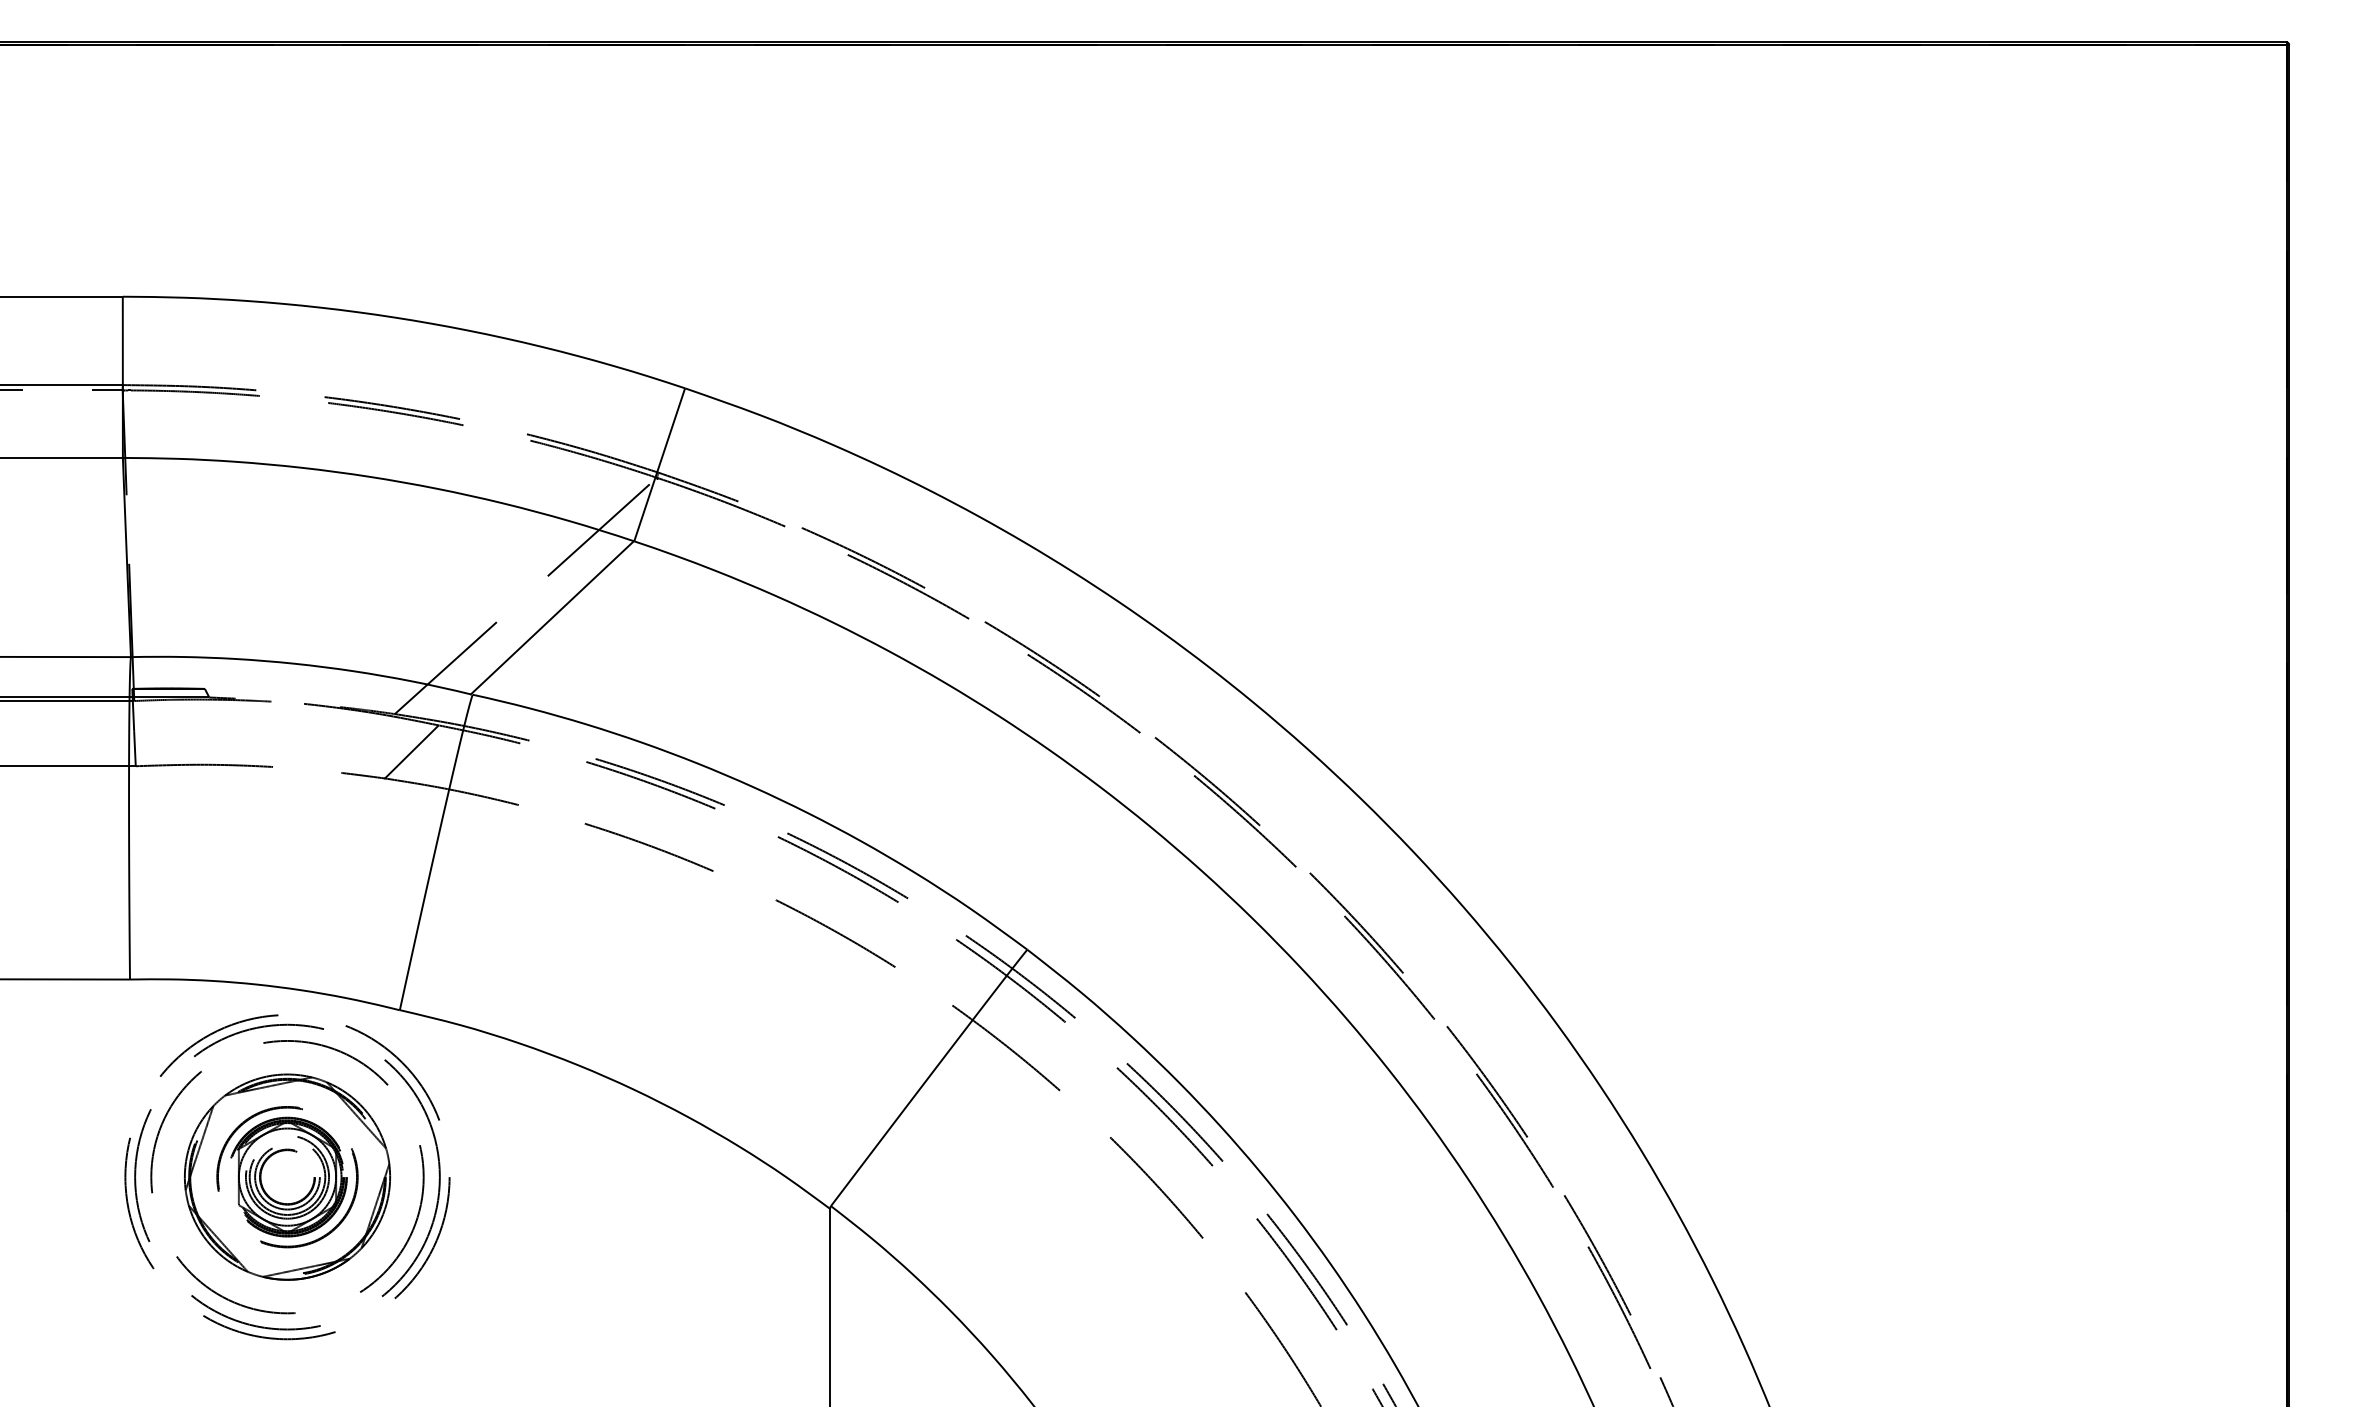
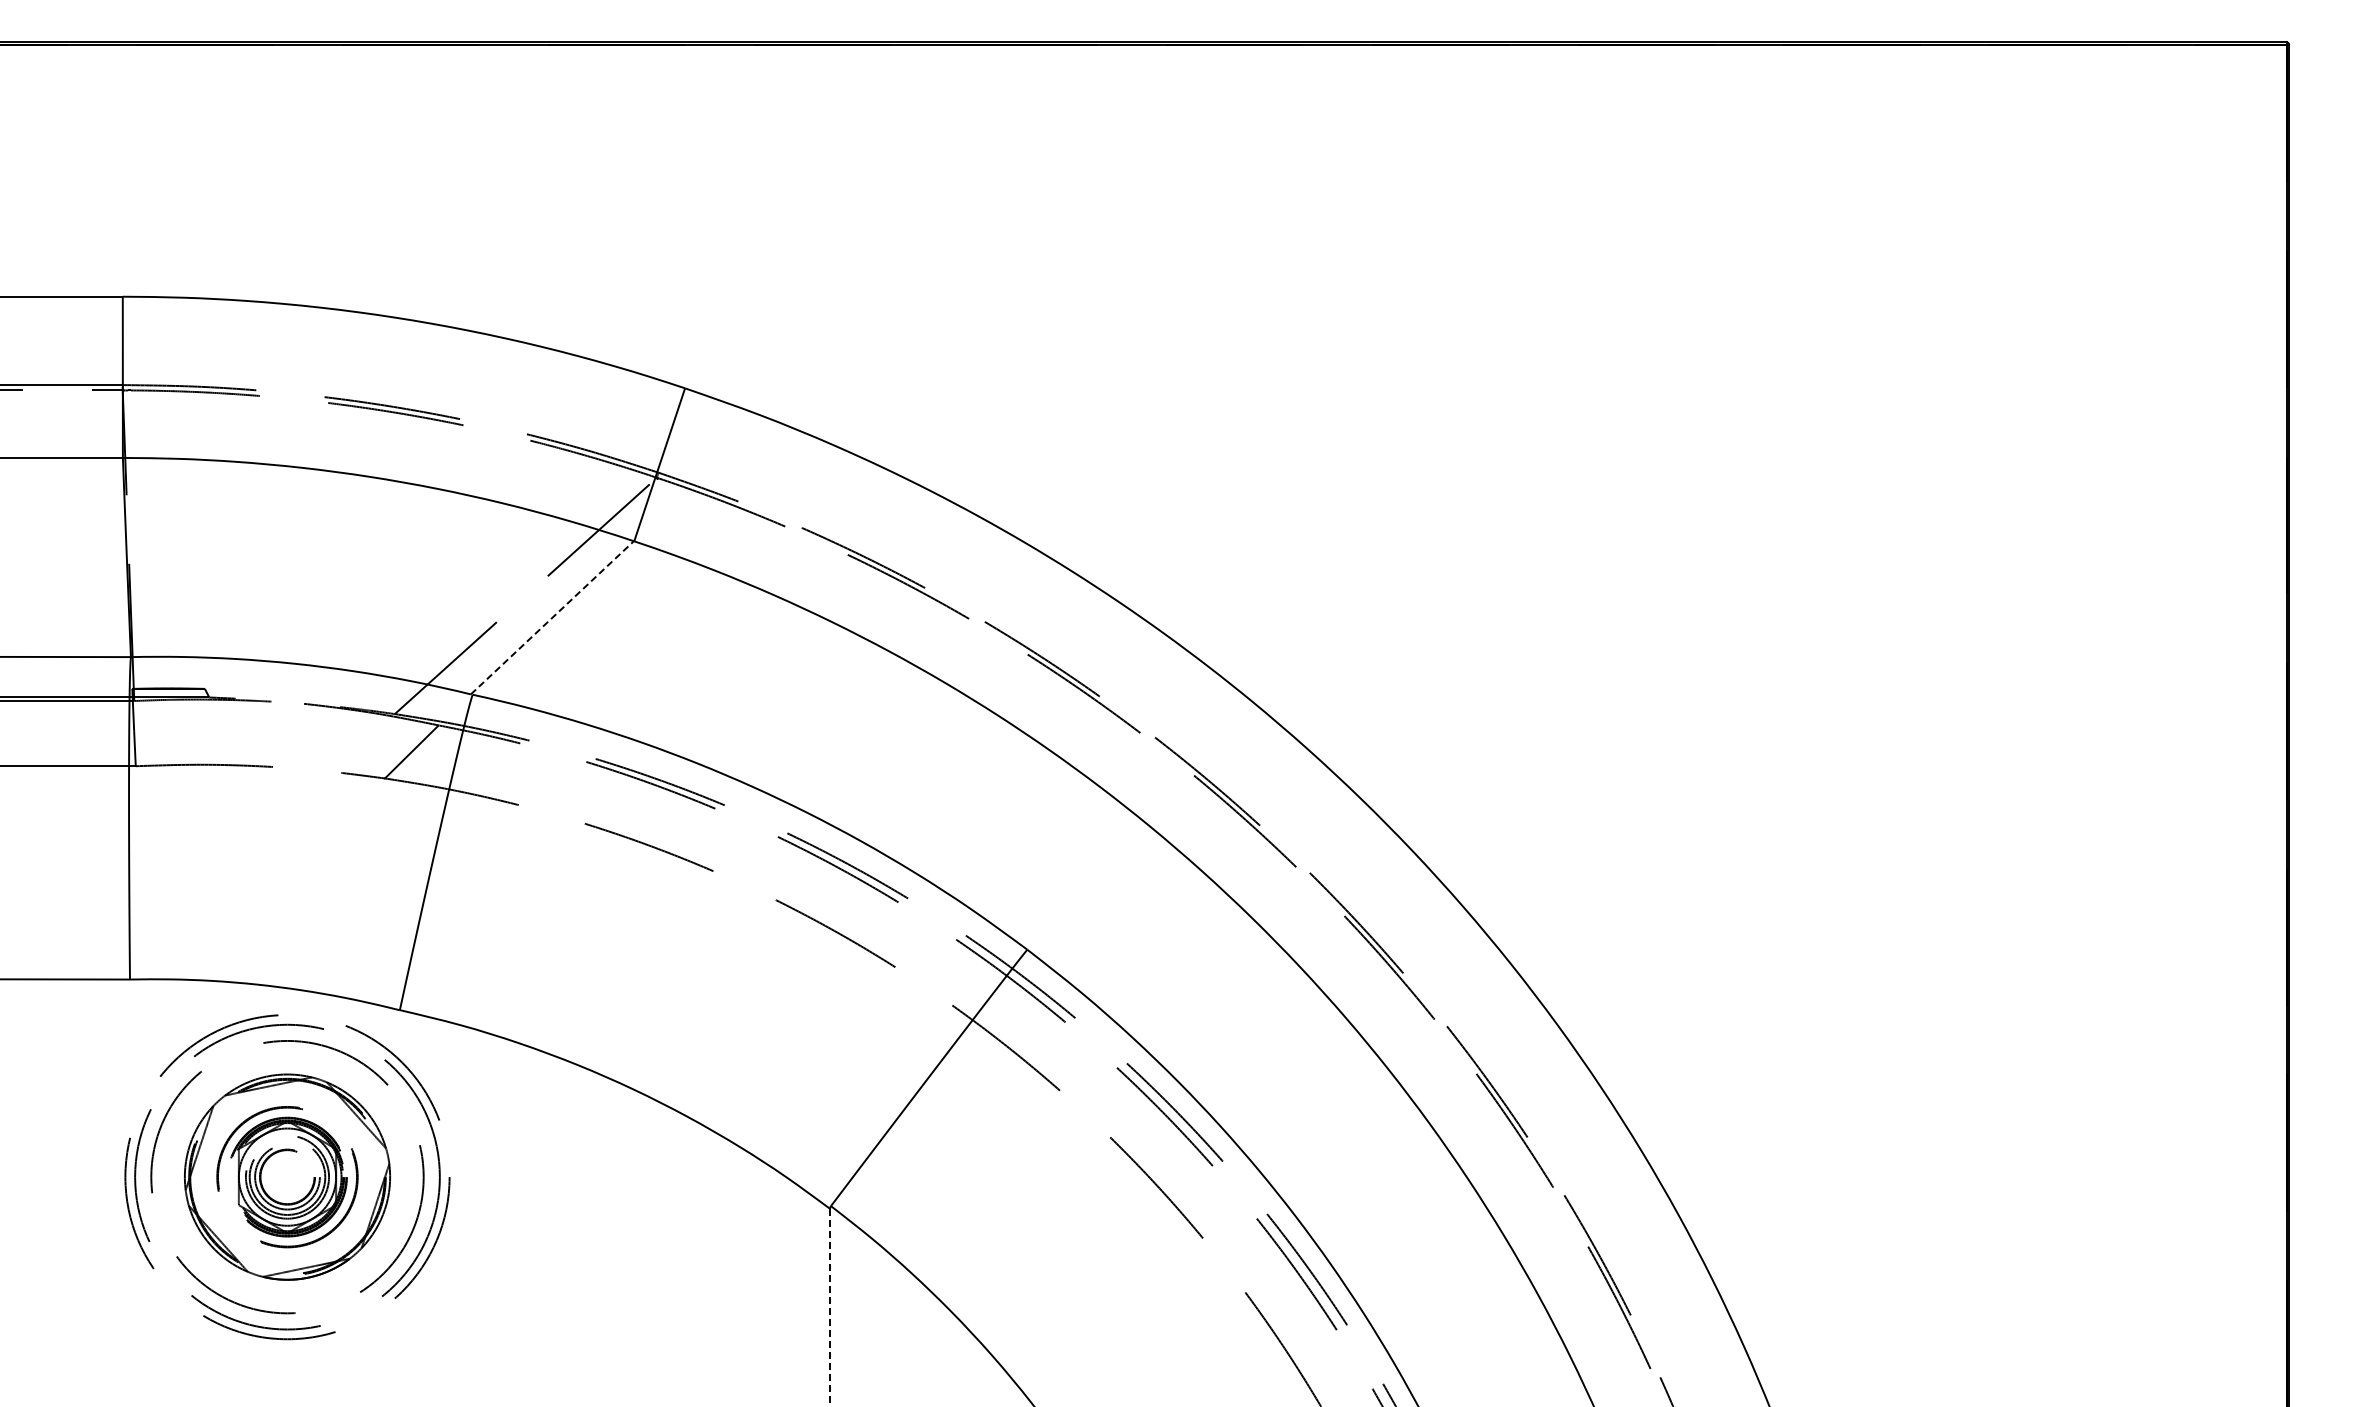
line: solid -> dashed (552, 617)
line: solid -> dashed (830, 1307)
